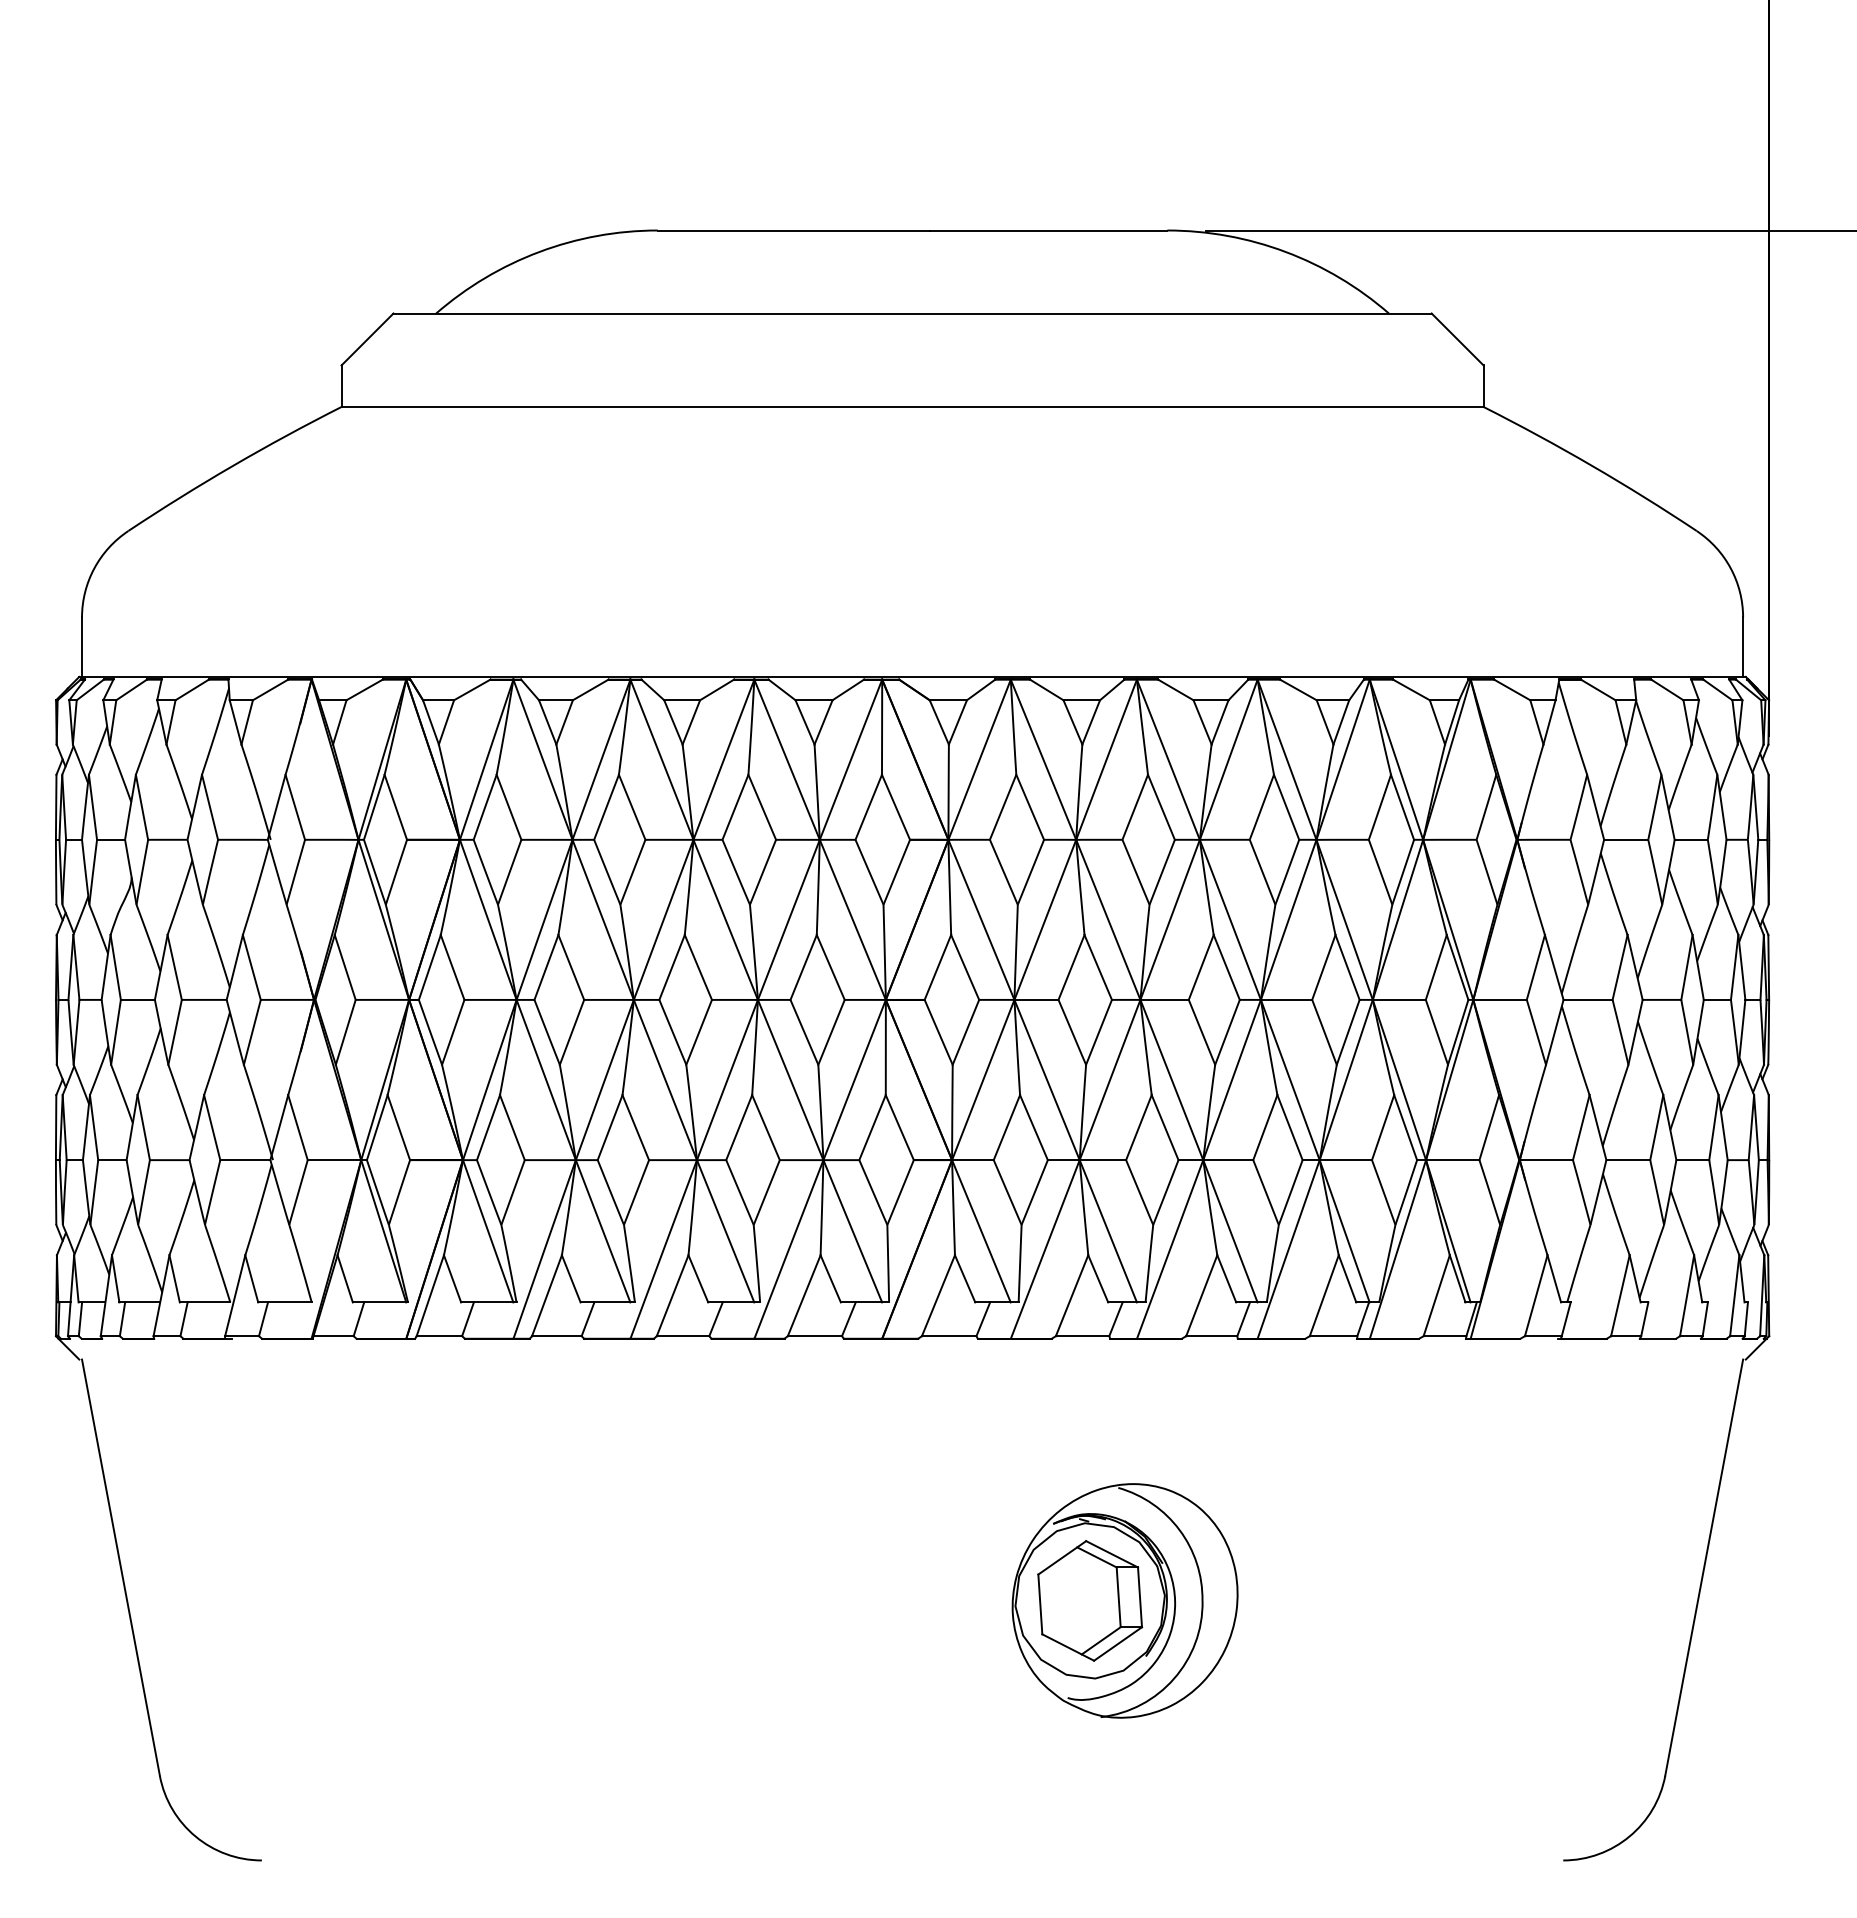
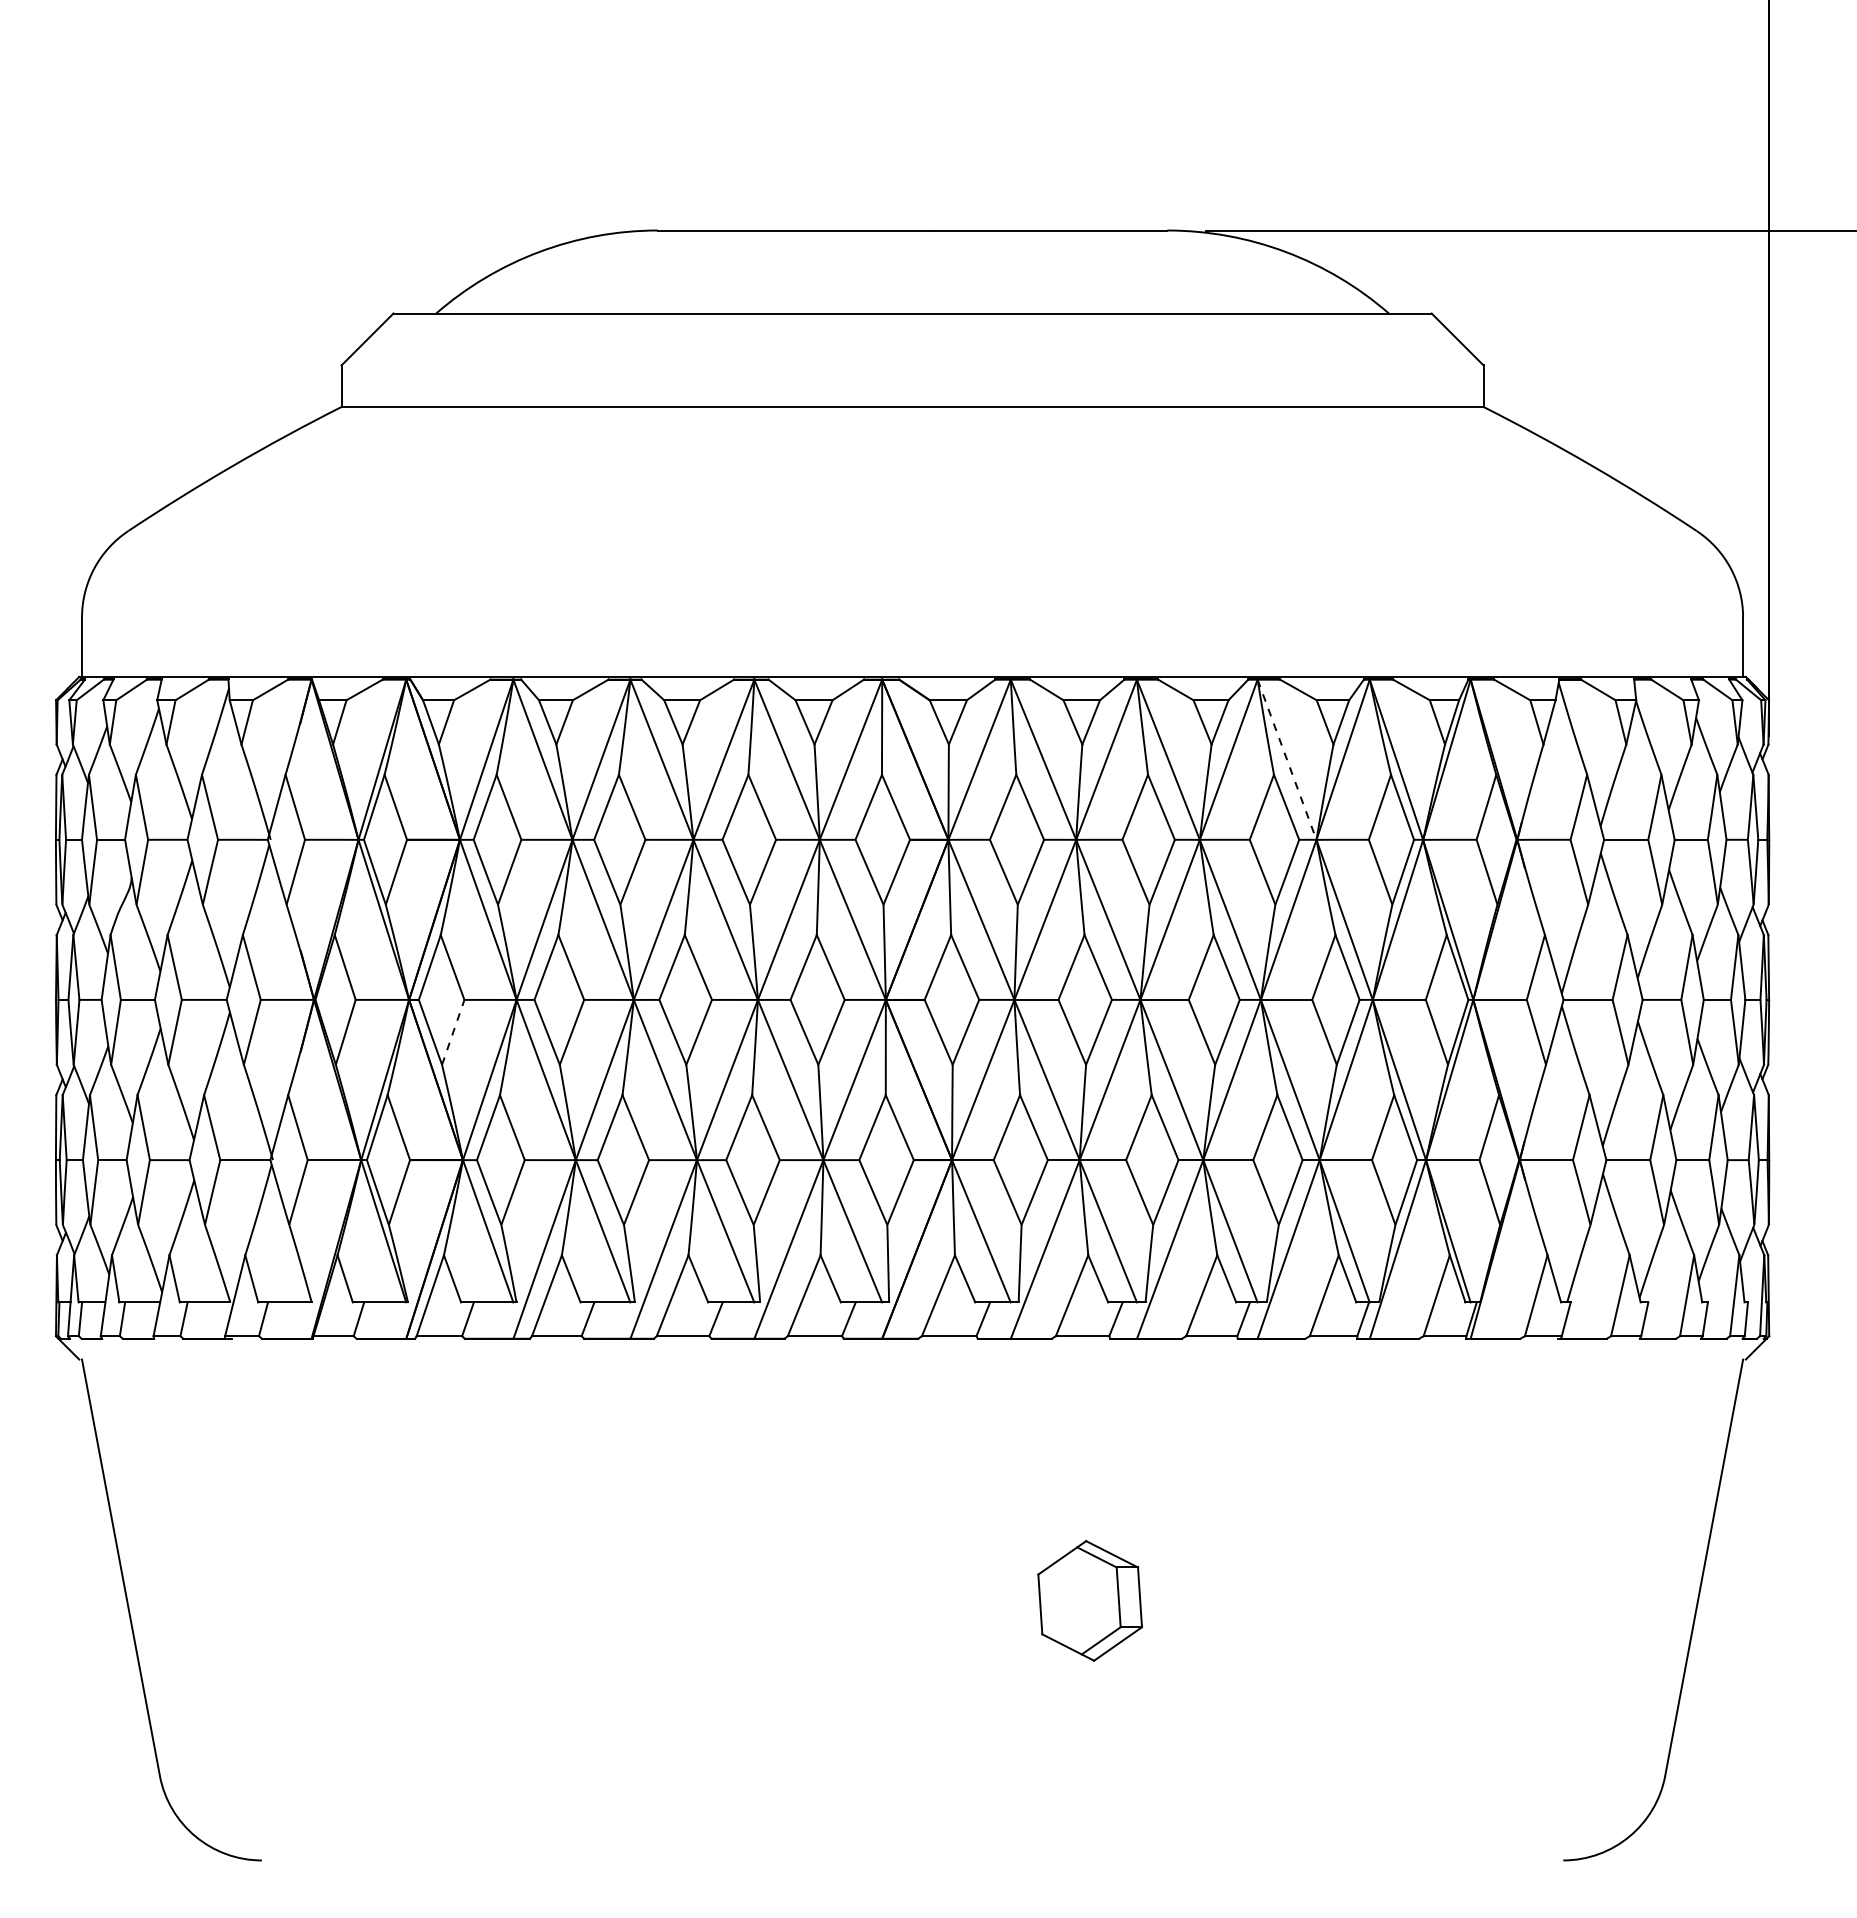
line: solid -> dashed (1287, 760)
line: solid -> dashed (453, 1031)
part: present -> none (1124, 1600)
